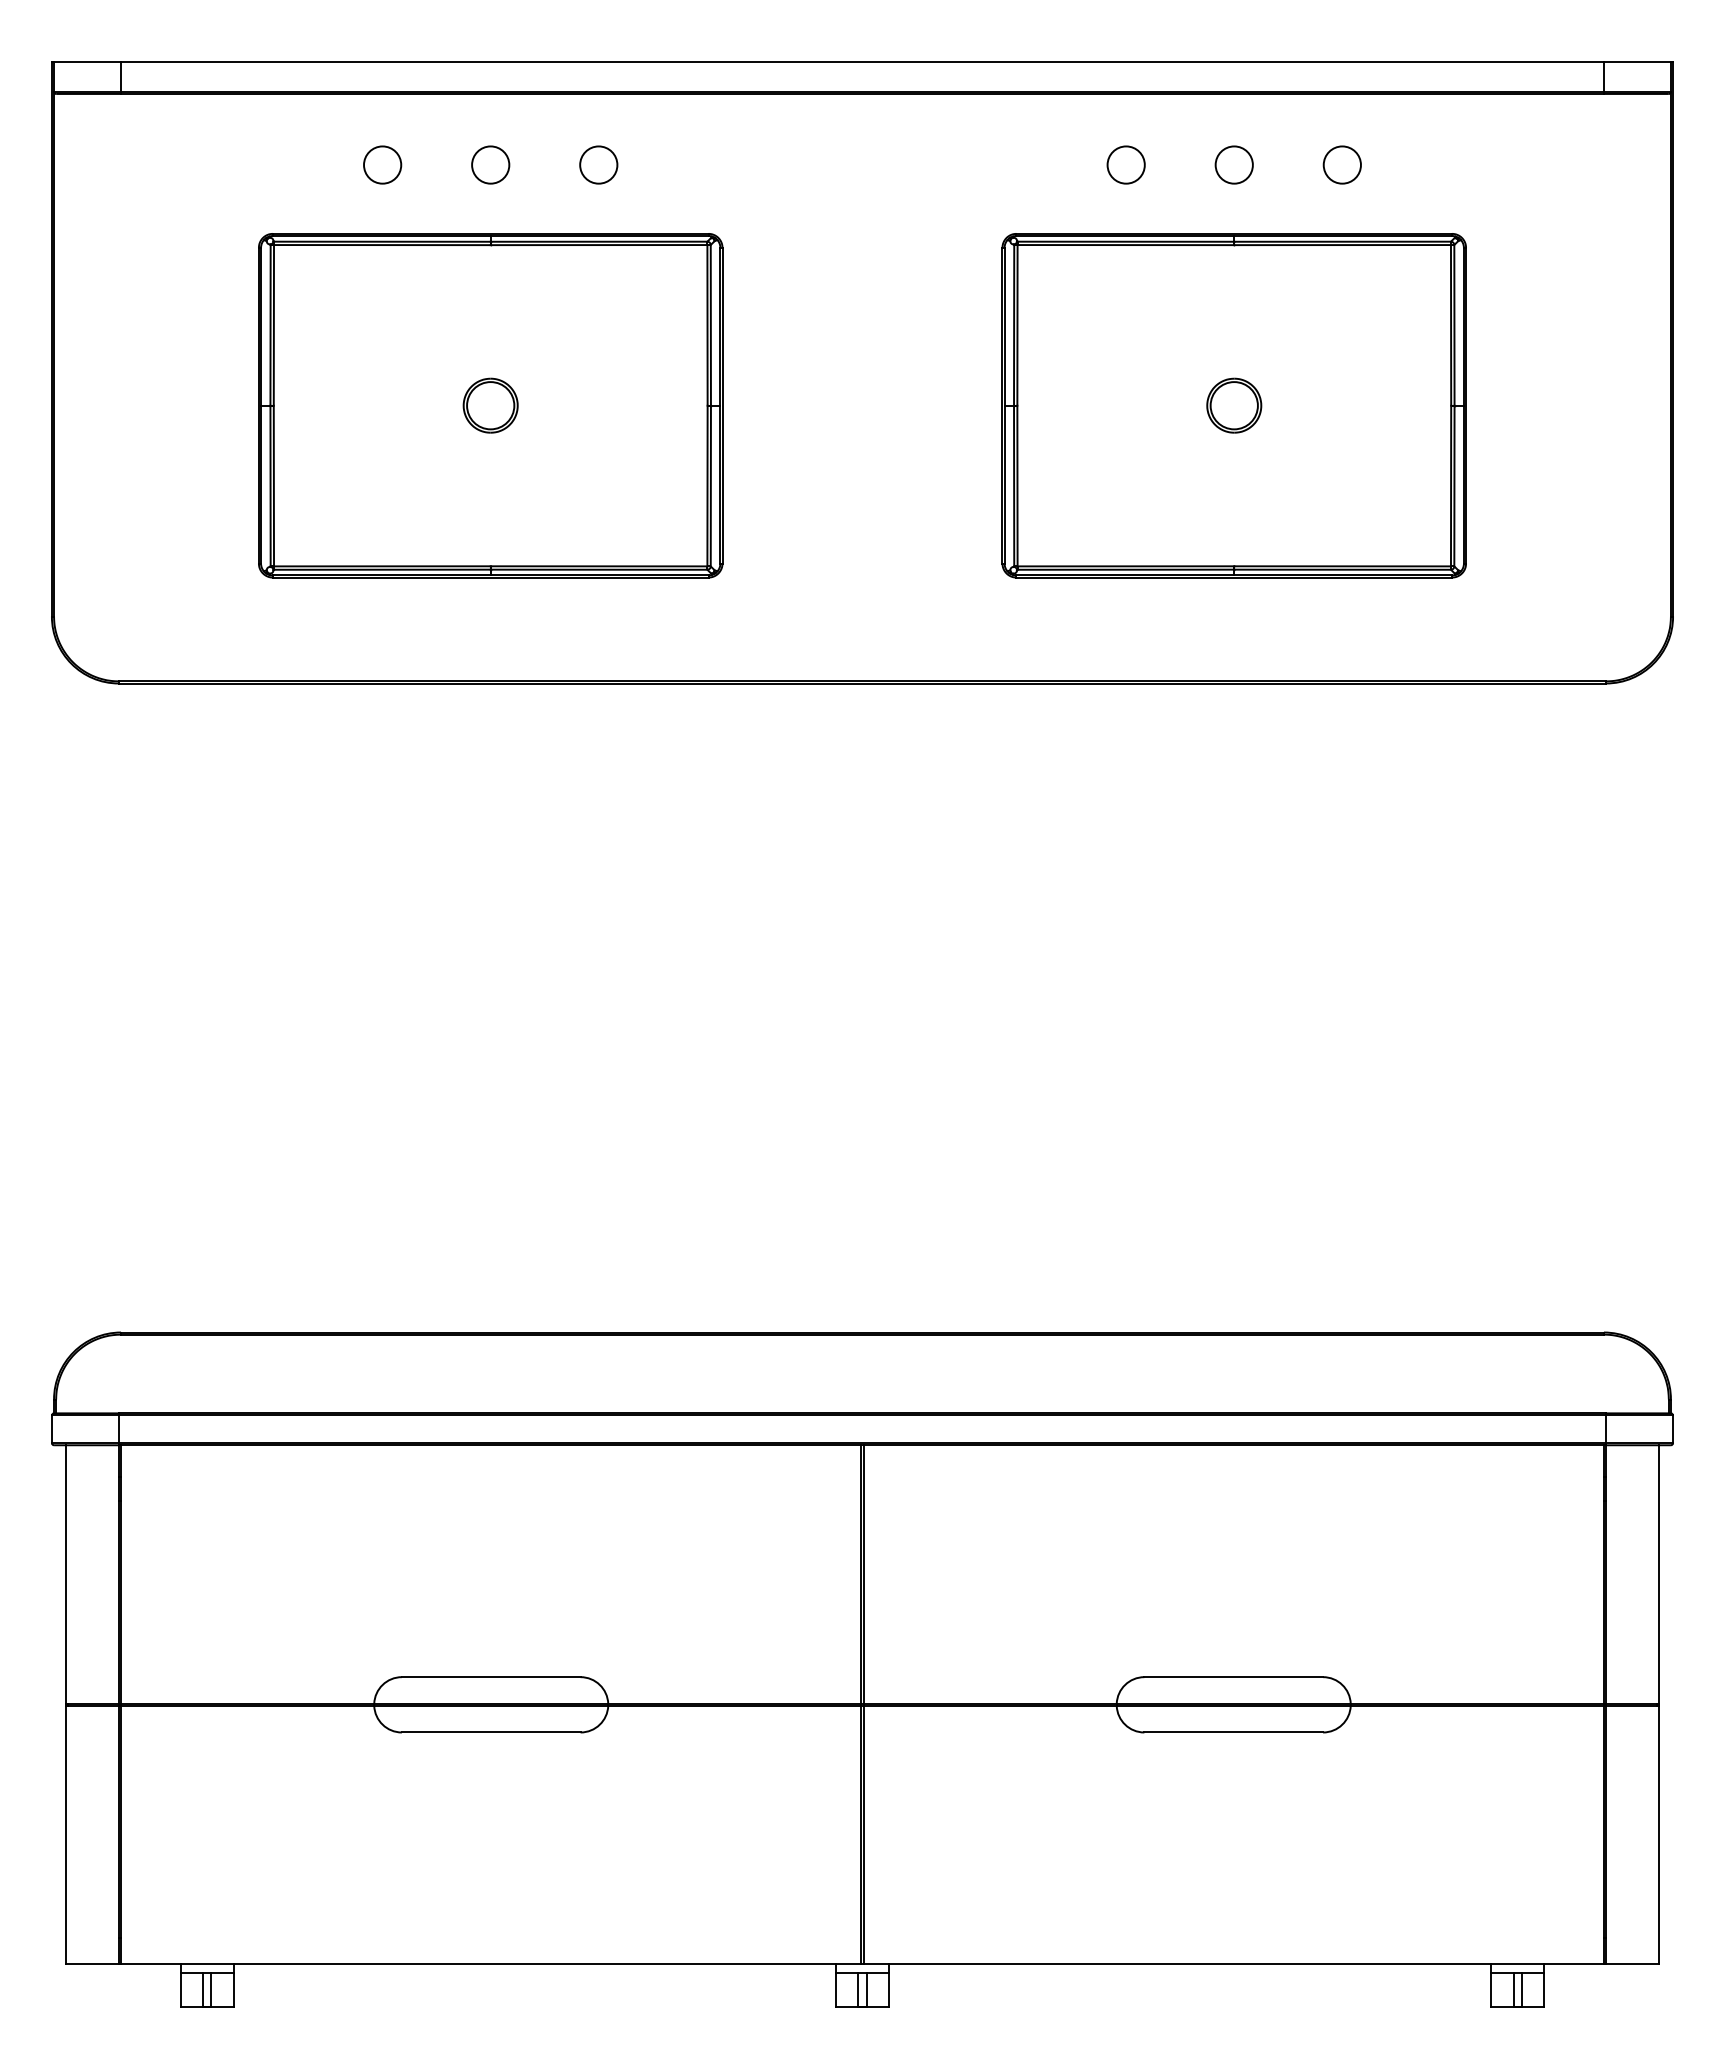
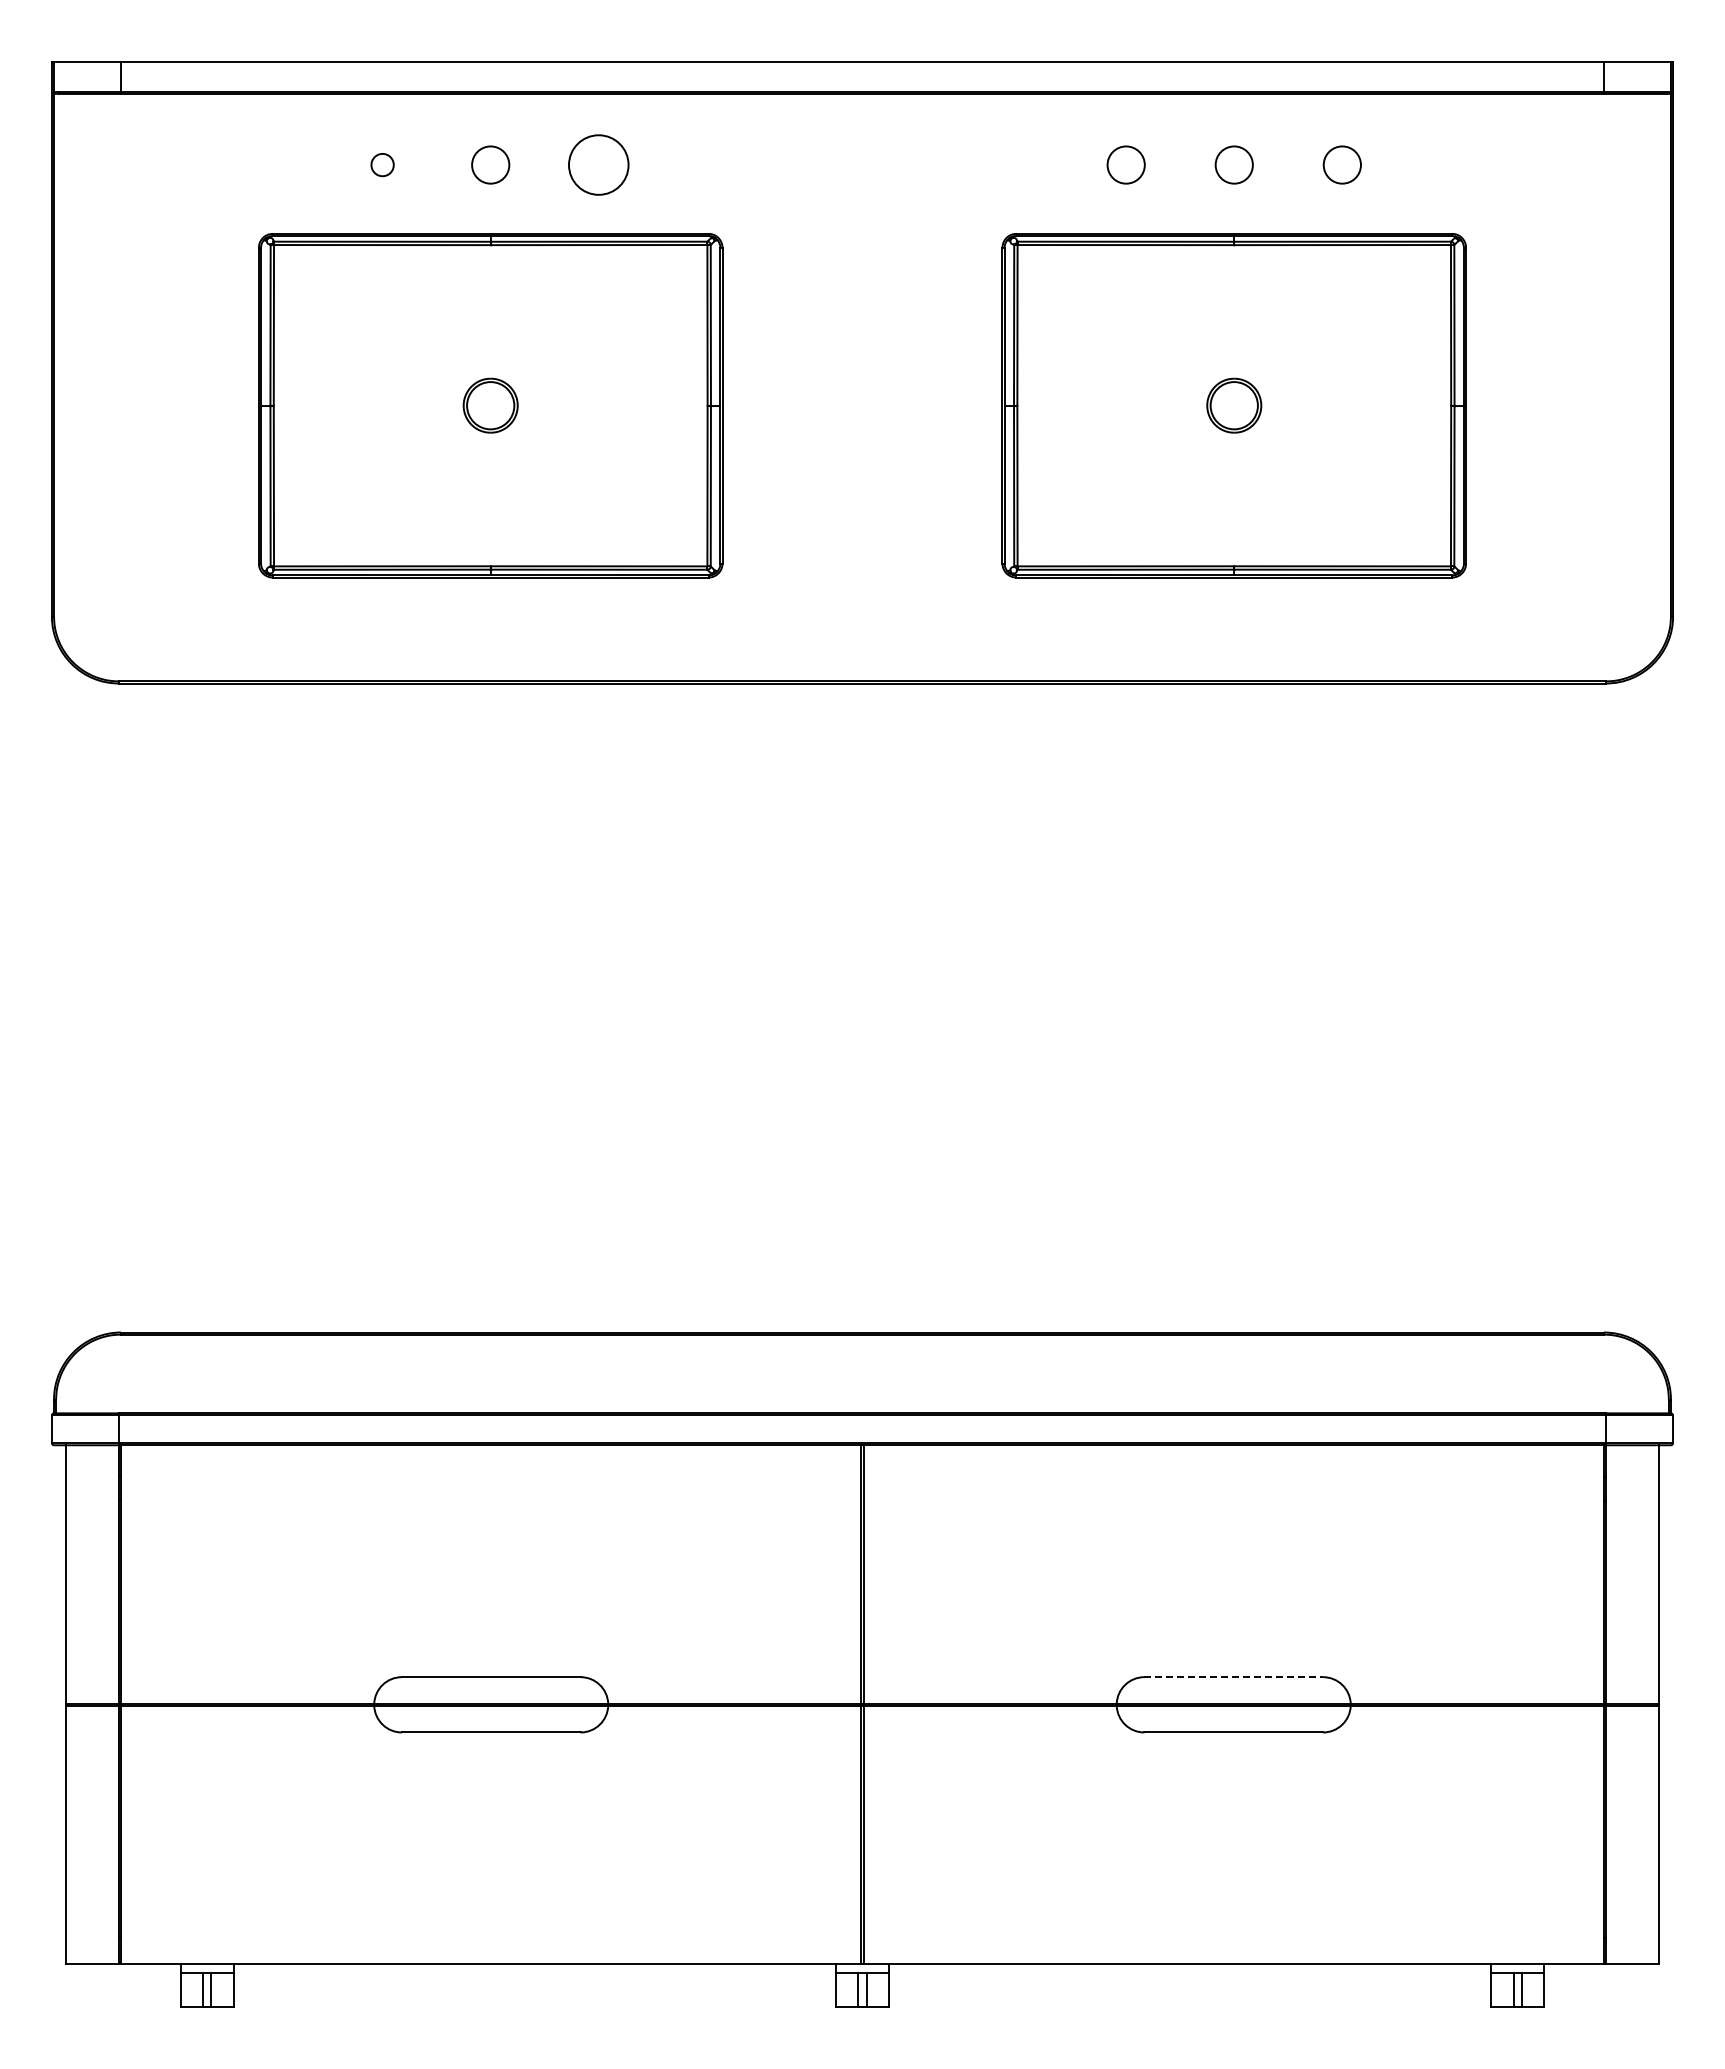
circle diameter: 37 px -> 22 px (382, 164)
circle diameter: 37 px -> 60 px (598, 164)
line: solid -> dashed (1234, 1677)
